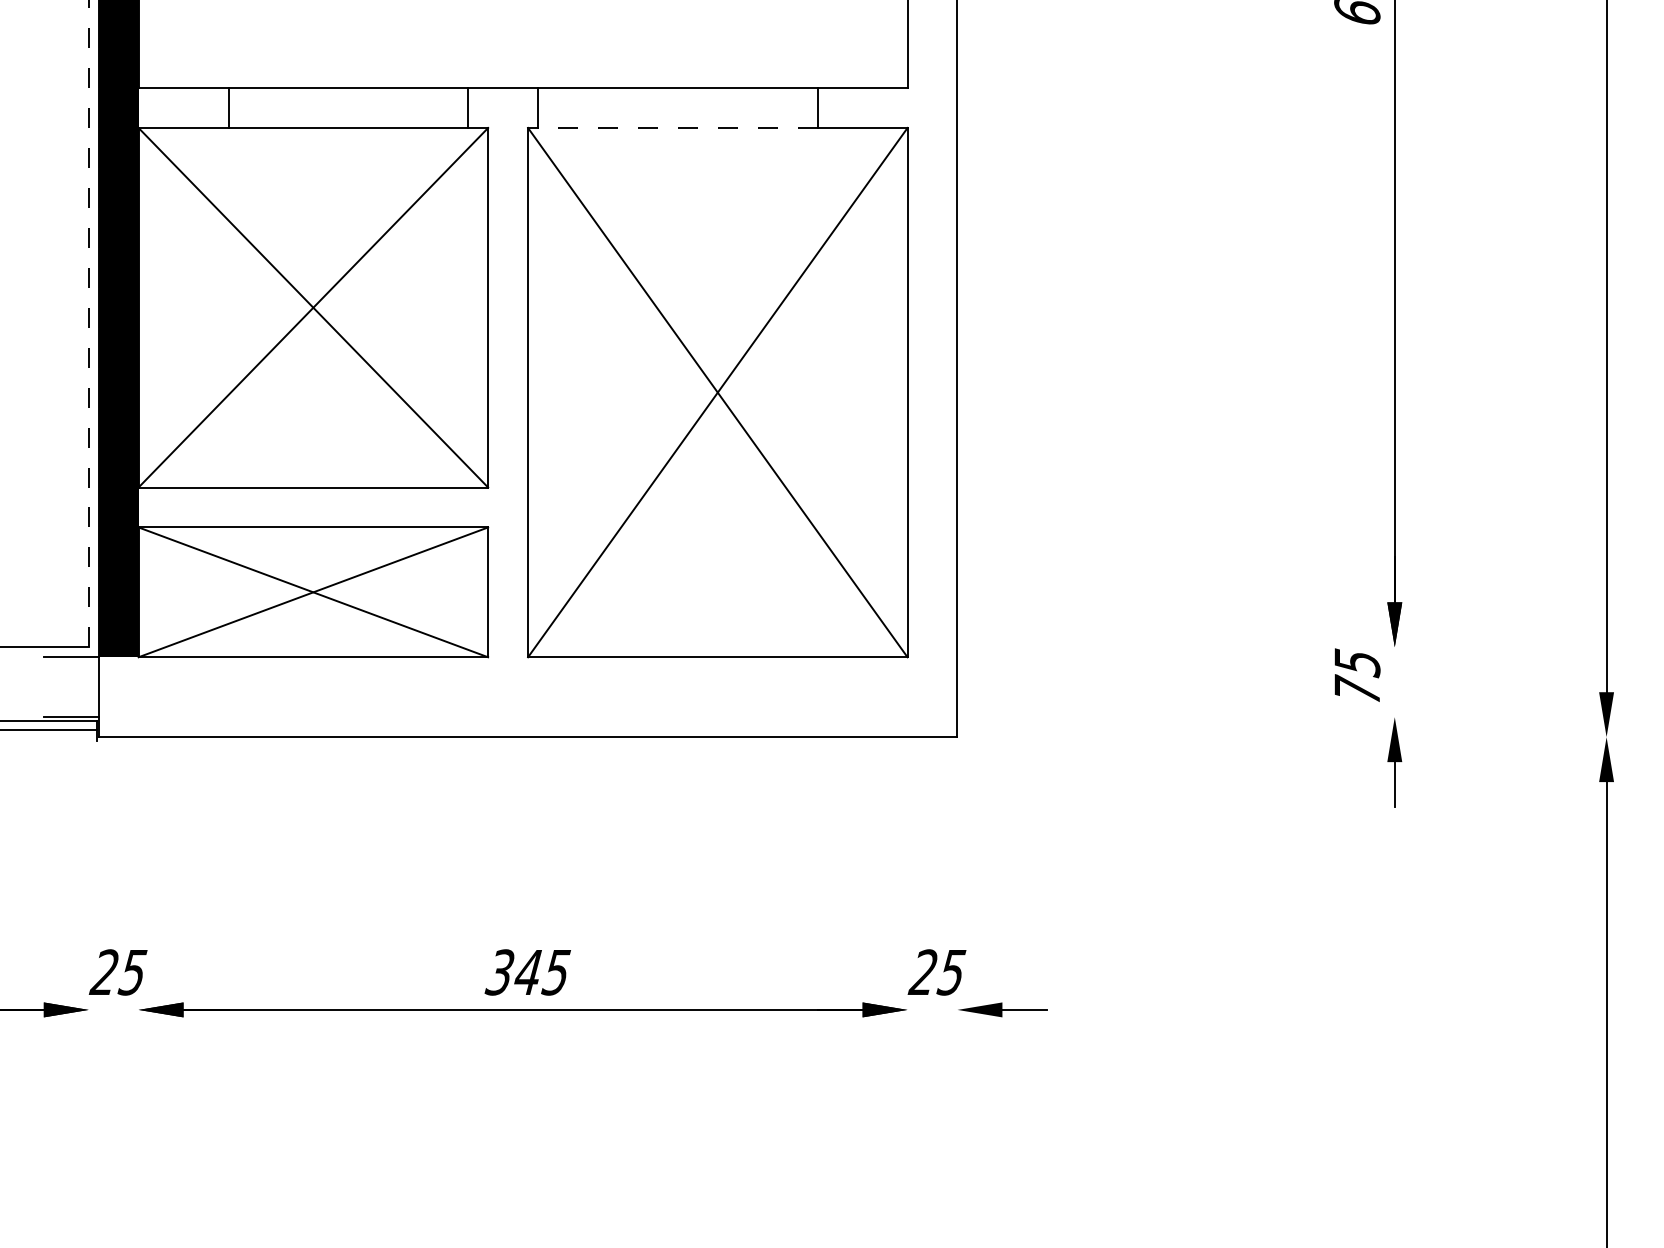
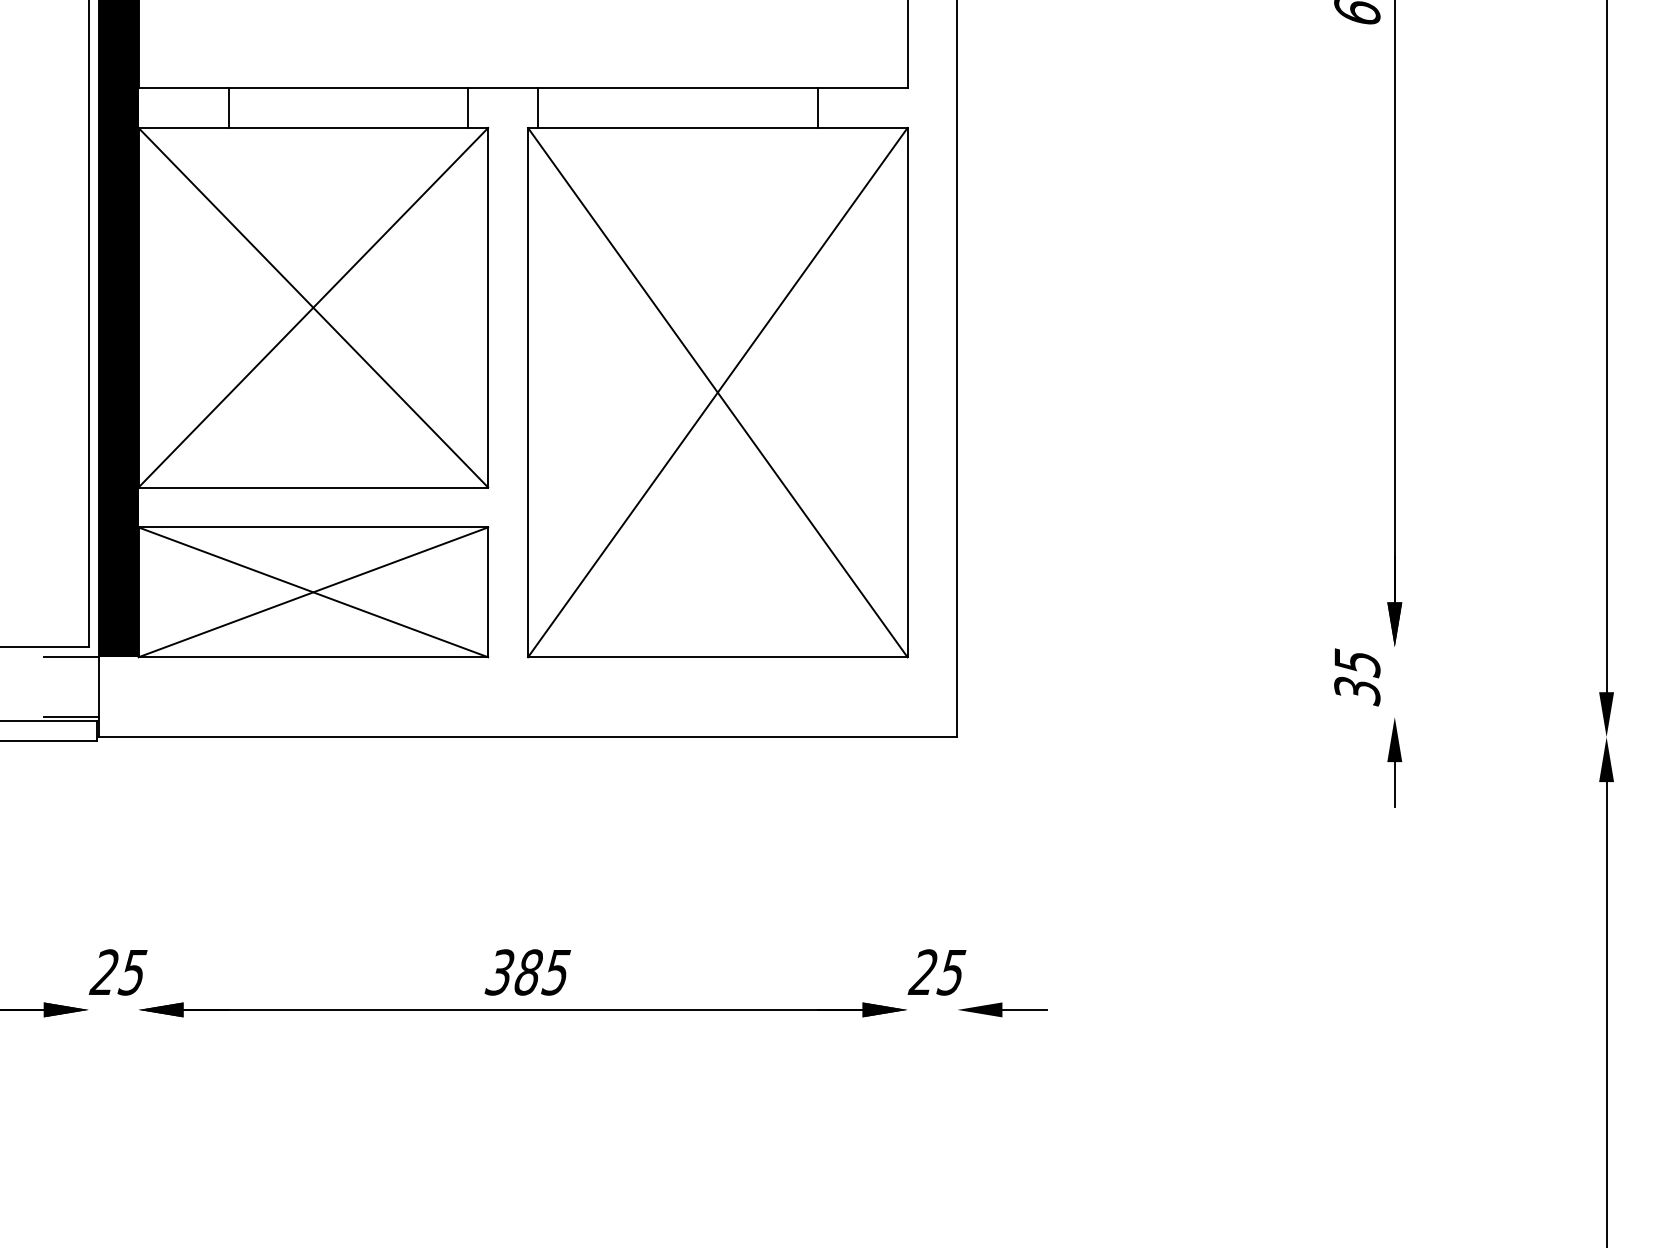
line: dashed -> solid (677, 128)
line: dashed -> solid (88, 323)
text: 75 -> 35 (1357, 690)
line position: (49, 730) -> (49, 741) (49, 741)
text: 345 -> 385 (528, 972)
